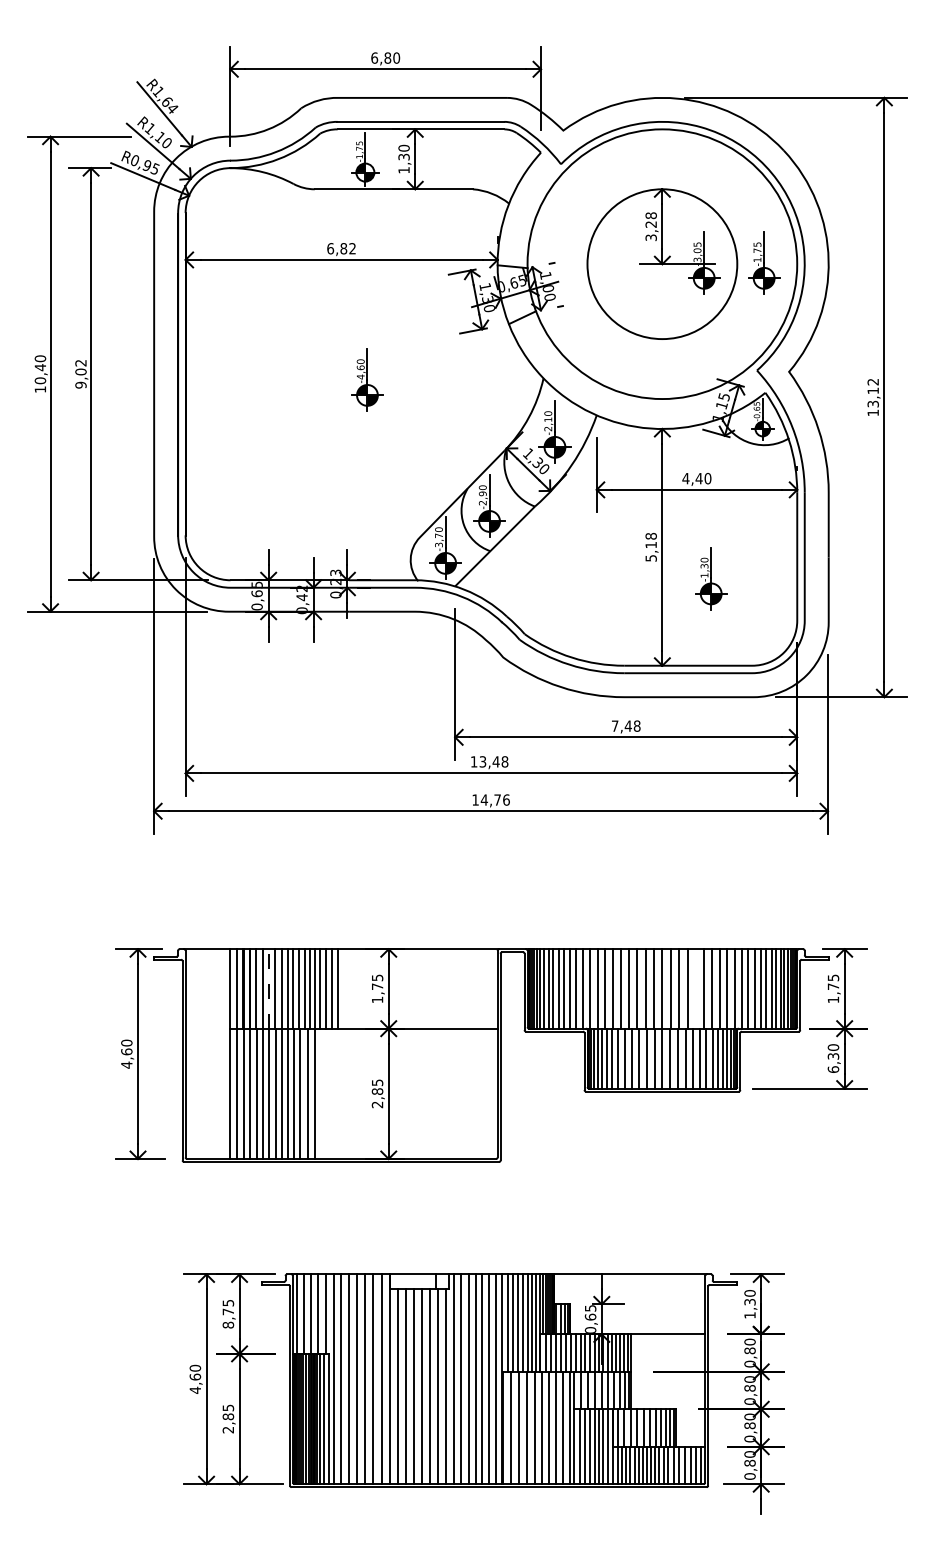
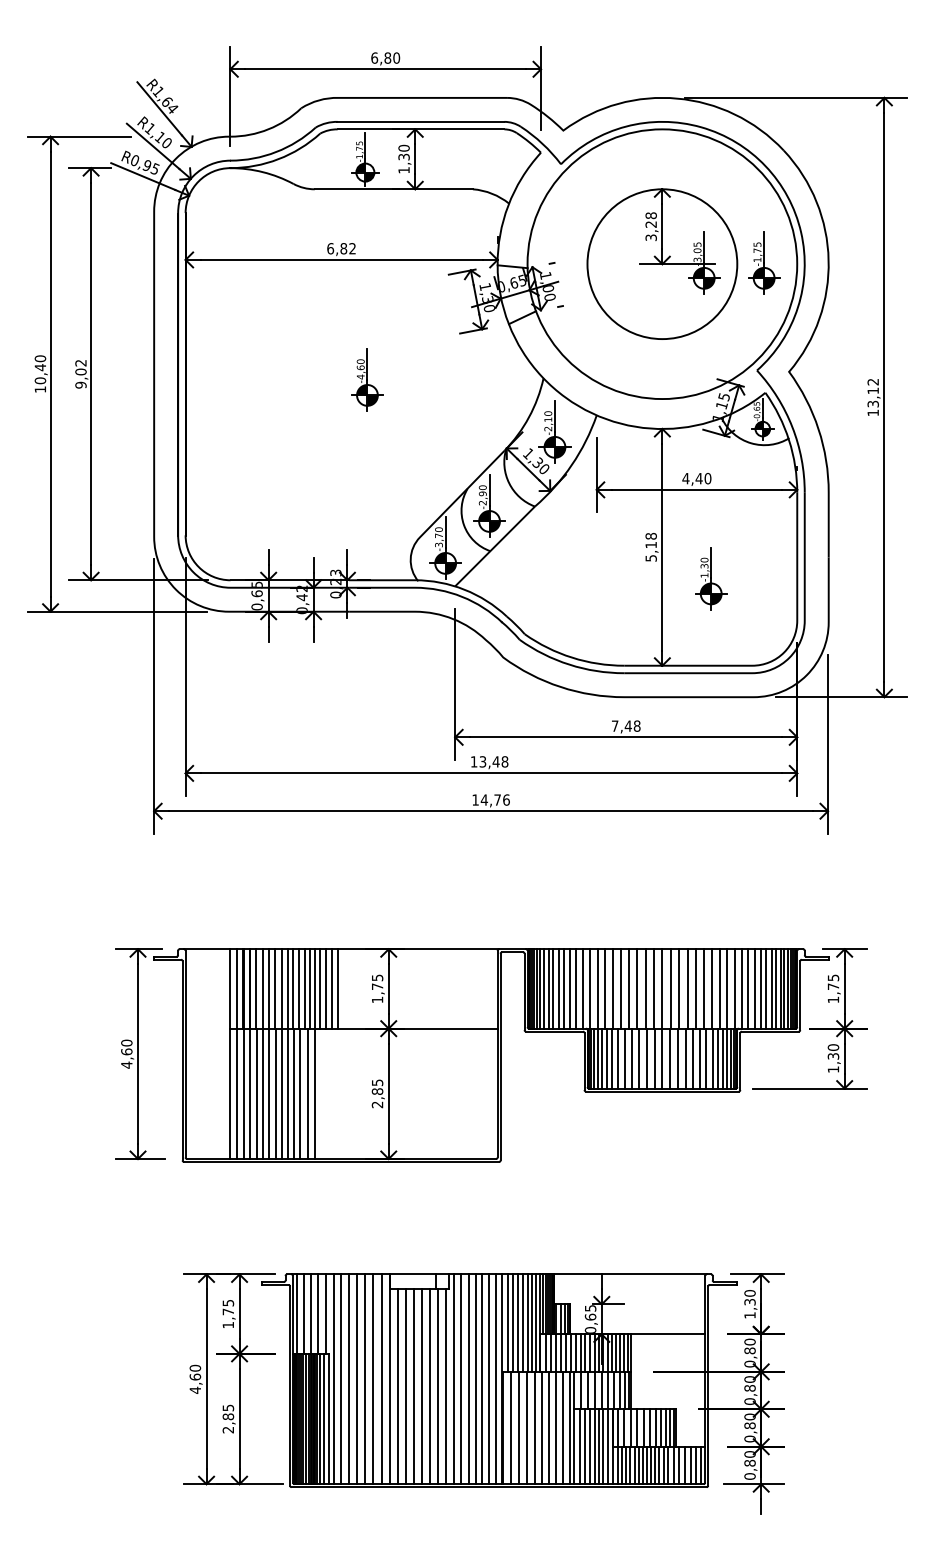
line: dashed -> solid (269, 988)
line: none -> present (695, 988)
text: 6,30 -> 1,30 (833, 1069)
text: 8,75 -> 1,75 (228, 1324)
